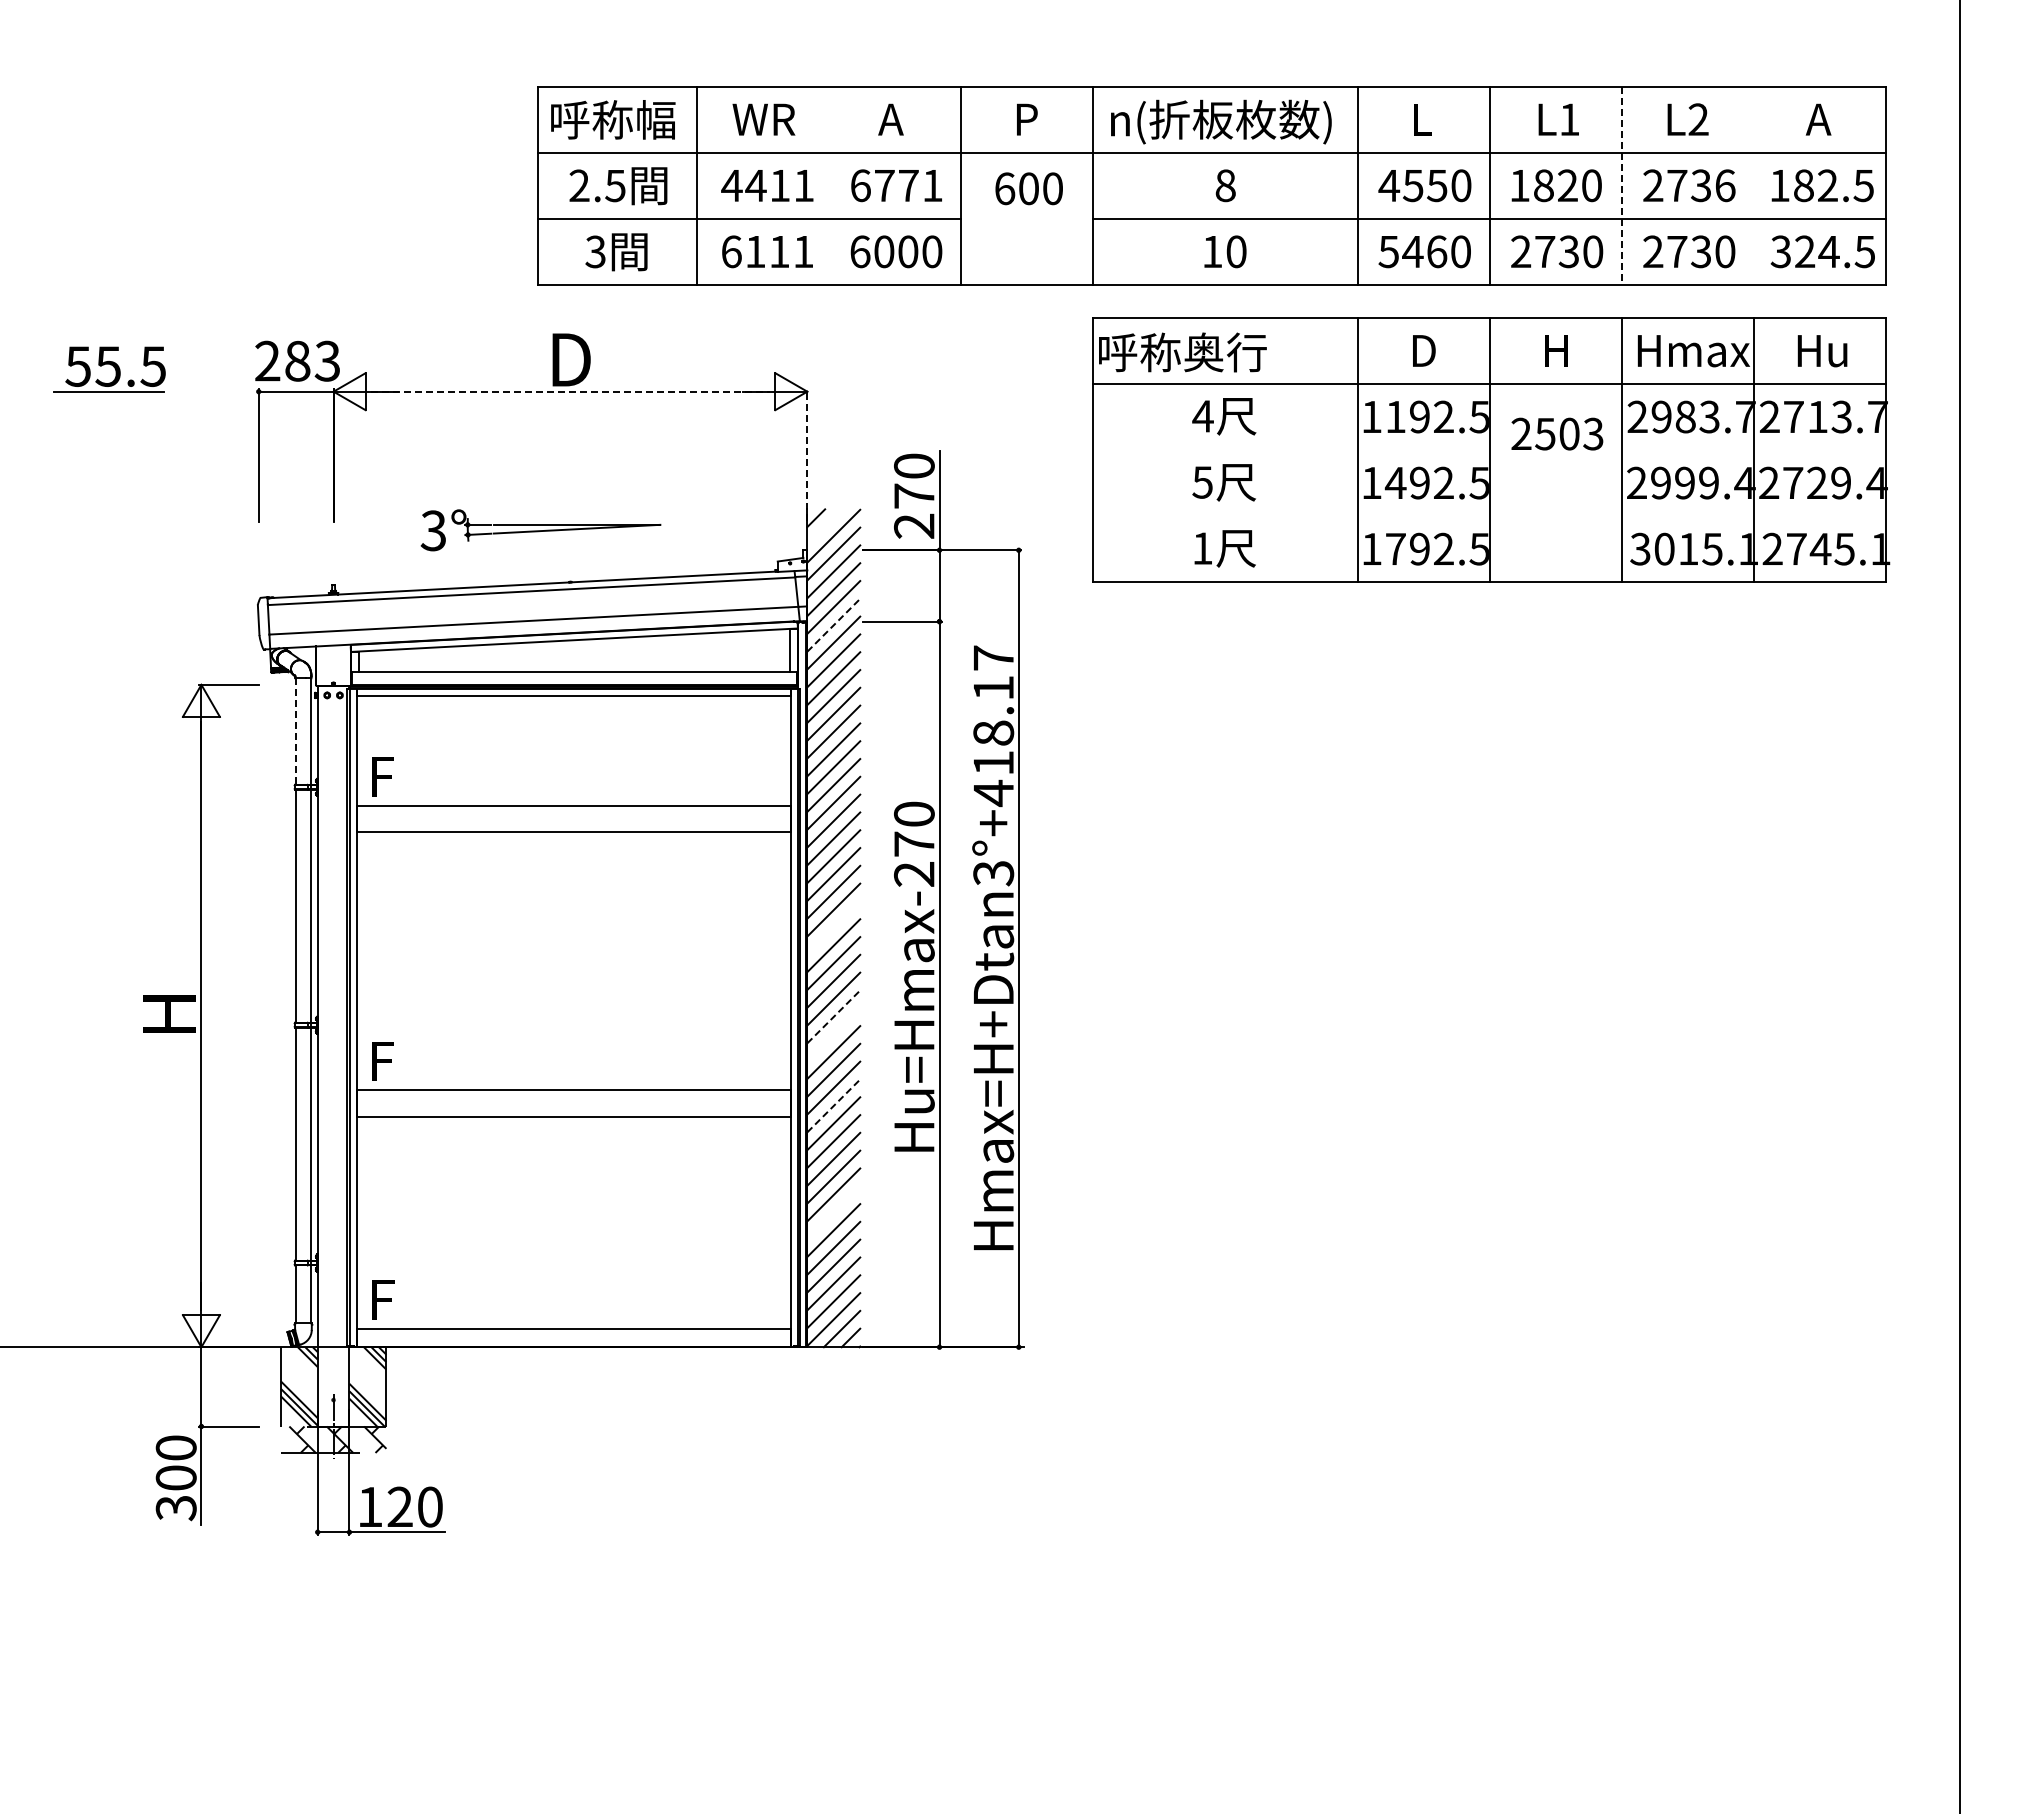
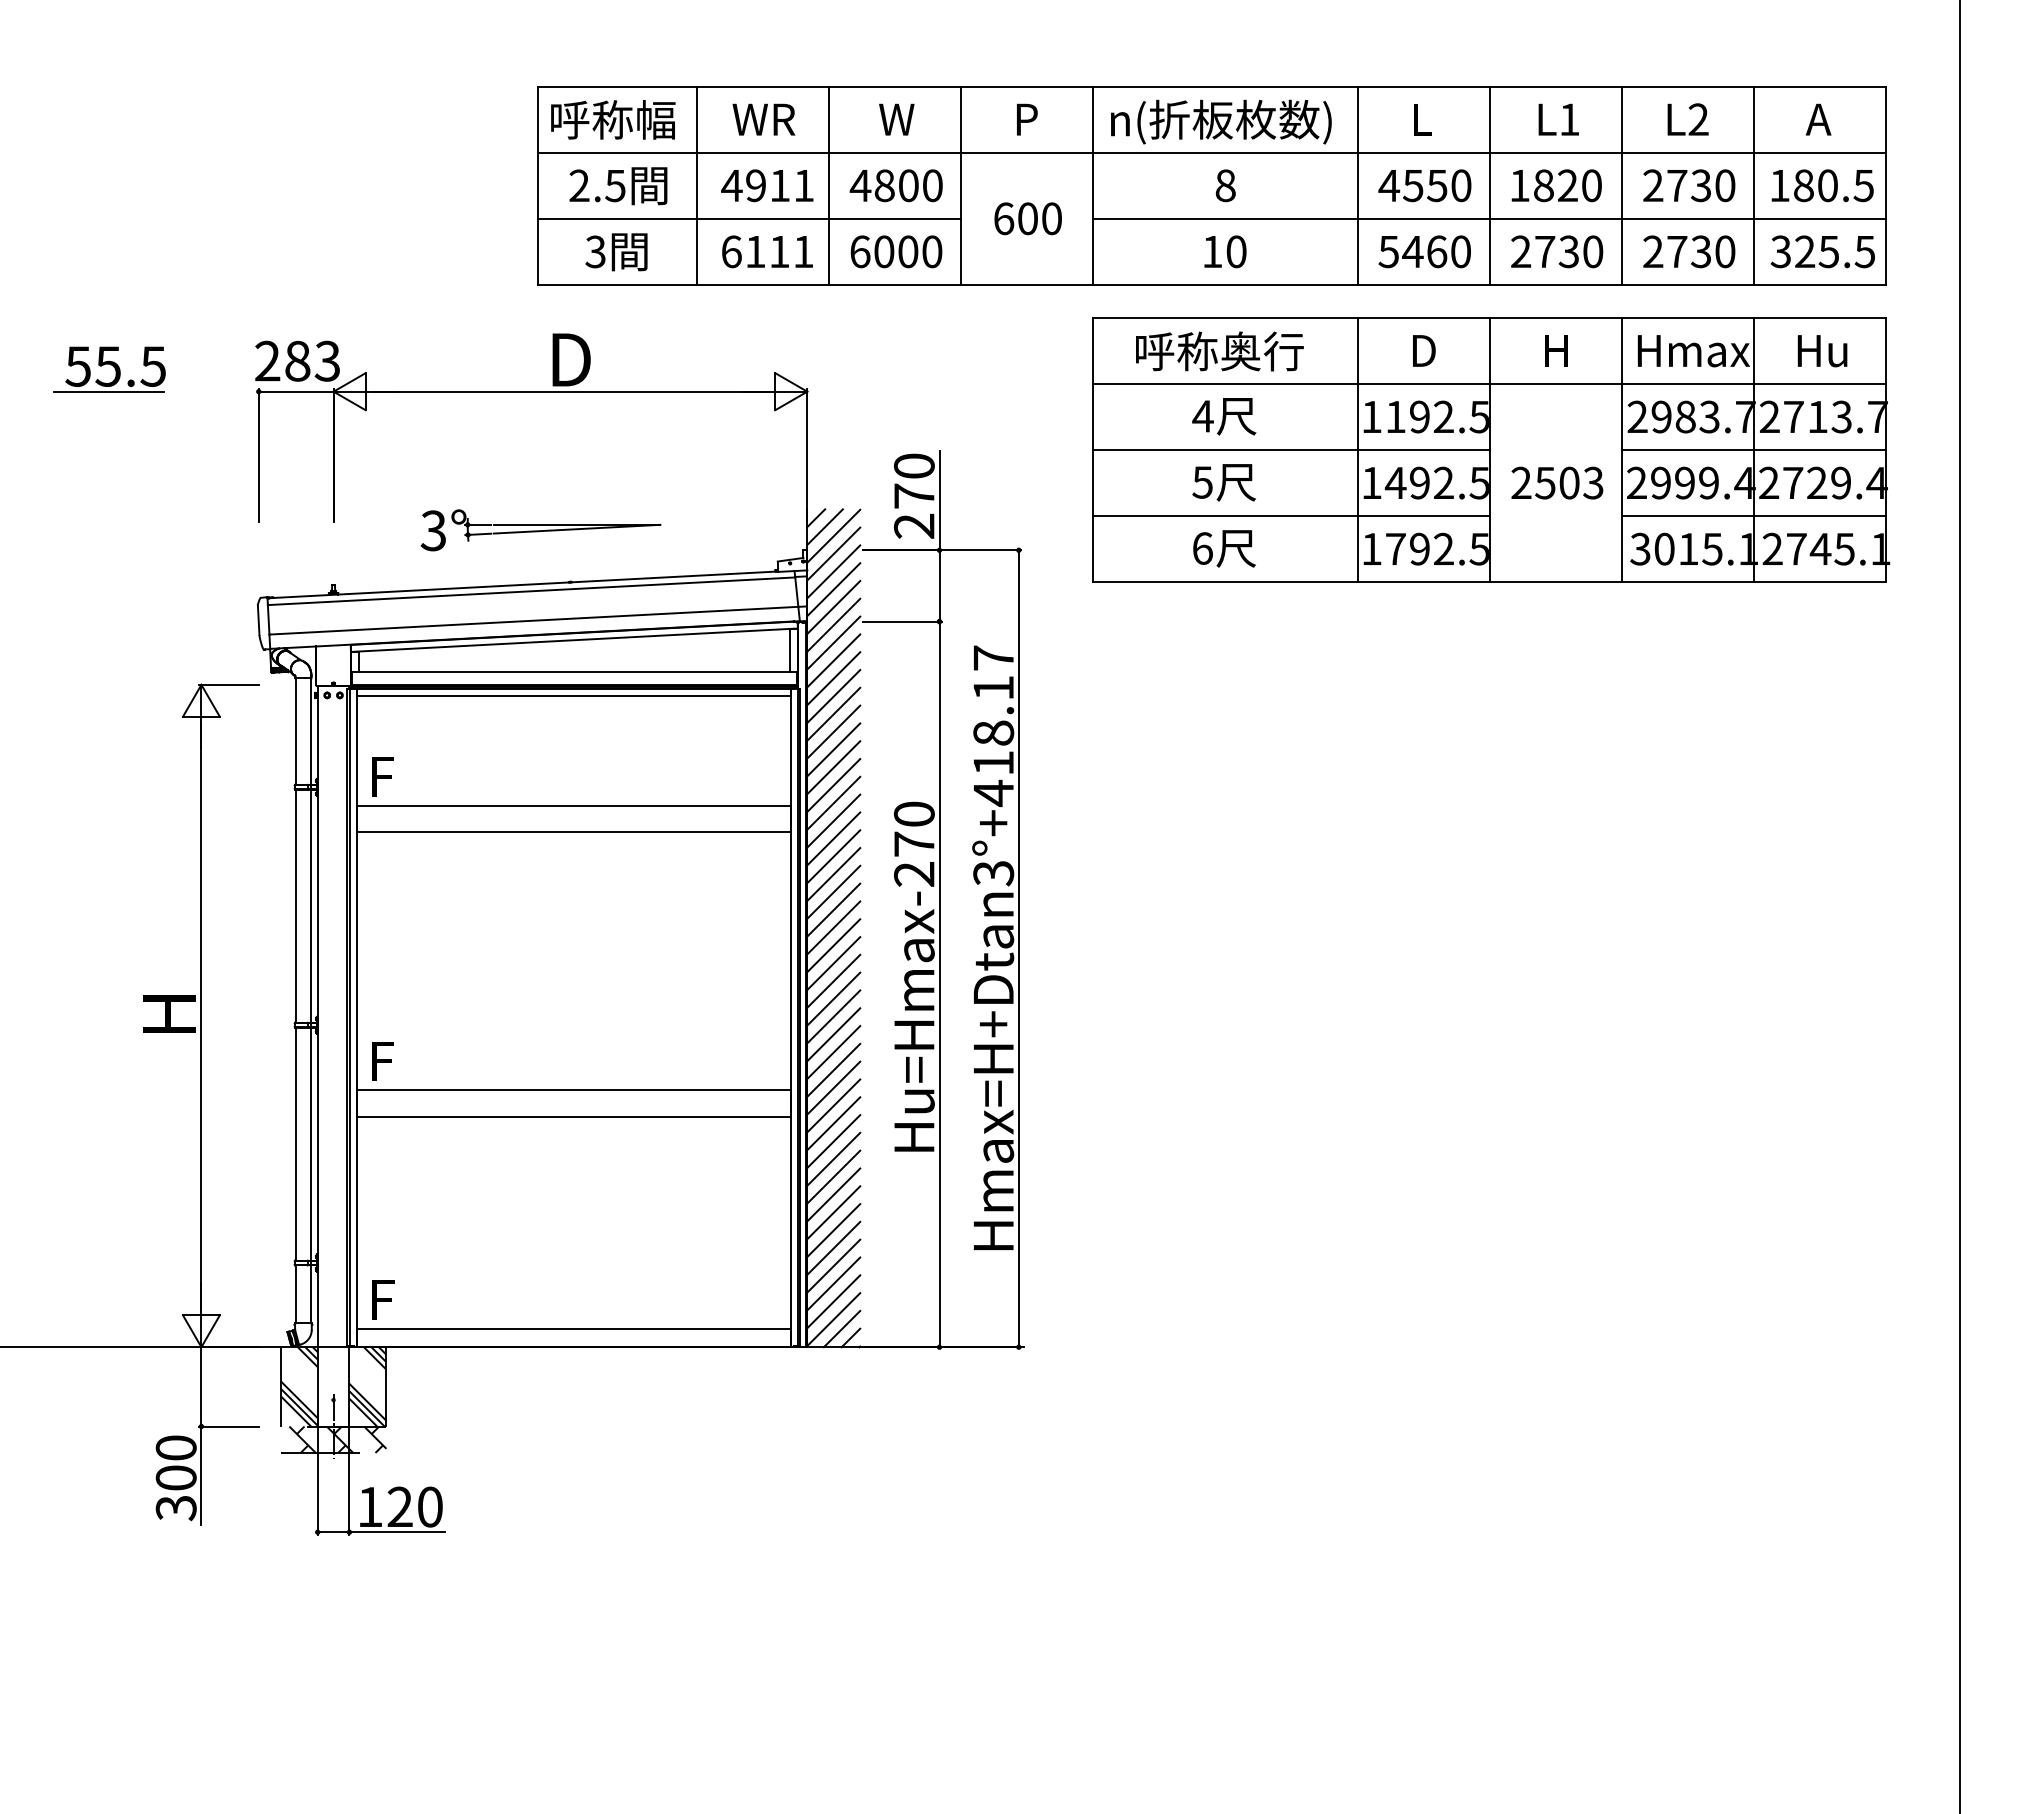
text: A -> W (896, 119)
text: 4411 -> 4911 (755, 185)
line: none -> present (828, 185)
text: 6771 -> 4800 (895, 185)
text: 2736 -> 2730 (1725, 185)
line: none -> present (1753, 185)
text: 182.5 -> 180.5 (1827, 185)
line: dashed -> solid (1621, 186)
text position: (1028, 188) -> (1027, 218) (1027, 218)
text: 324.5 -> 325.5 (1828, 252)
text position: (1182, 352) -> (1219, 351) (1219, 351)
line: dashed -> solid (570, 391)
text position: (1557, 433) -> (1557, 482) (1557, 482)
line: none -> present (1291, 450)
line: none -> present (1753, 450)
line: dashed -> solid (807, 454)
line: none -> present (1291, 516)
line: none -> present (1753, 516)
line: none -> present (824, 526)
text: 1 -> 6 (1202, 548)
line: dashed -> solid (834, 624)
line: dashed -> solid (295, 732)
line: none -> present (833, 927)
line: dashed -> solid (834, 1016)
line: none -> present (833, 1034)
line: dashed -> solid (834, 1105)
line: none -> present (833, 1212)
